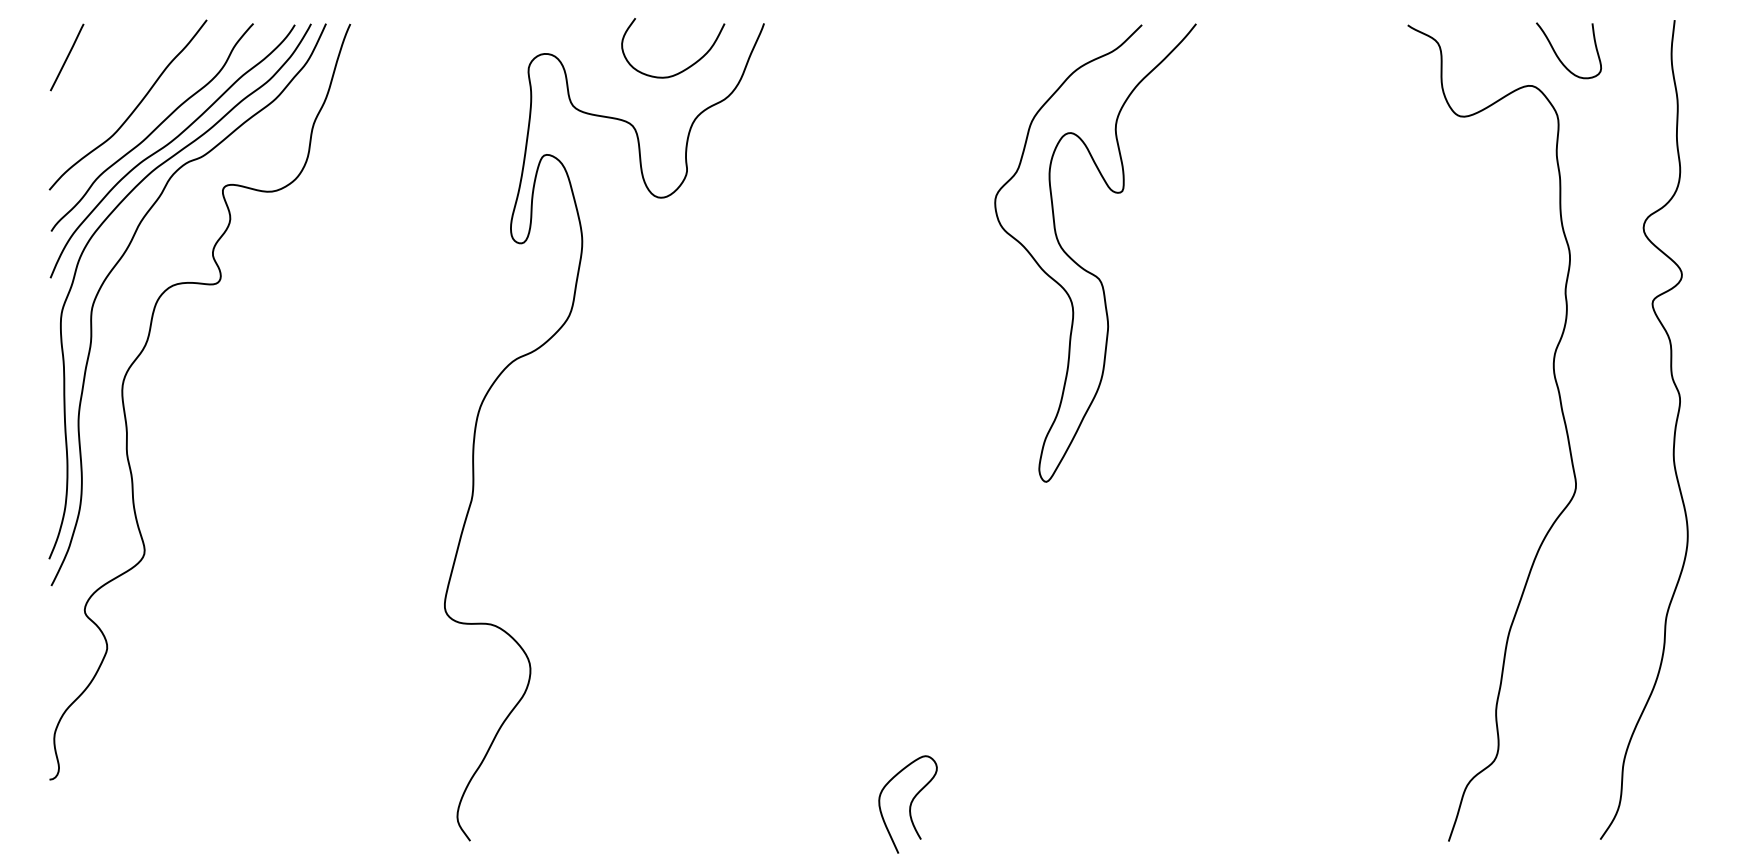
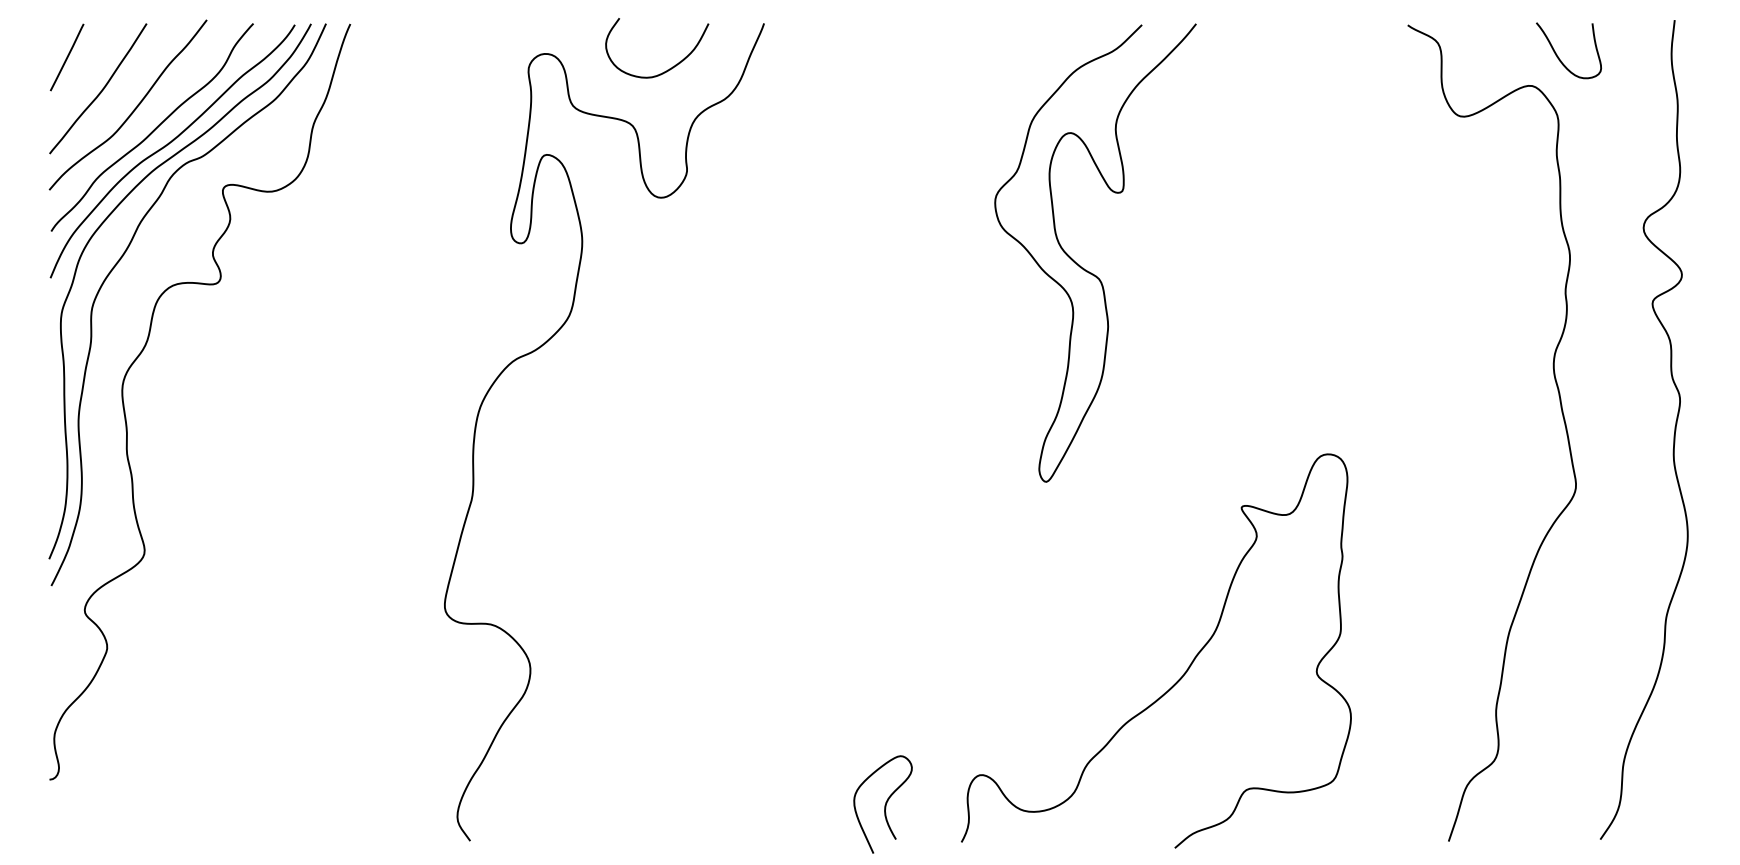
curve position: (683, 69) -> (667, 69) (667, 69)
curve: none -> present (101, 89)
curve: none -> present (1183, 673)
curve position: (909, 805) -> (884, 805) (884, 805)
